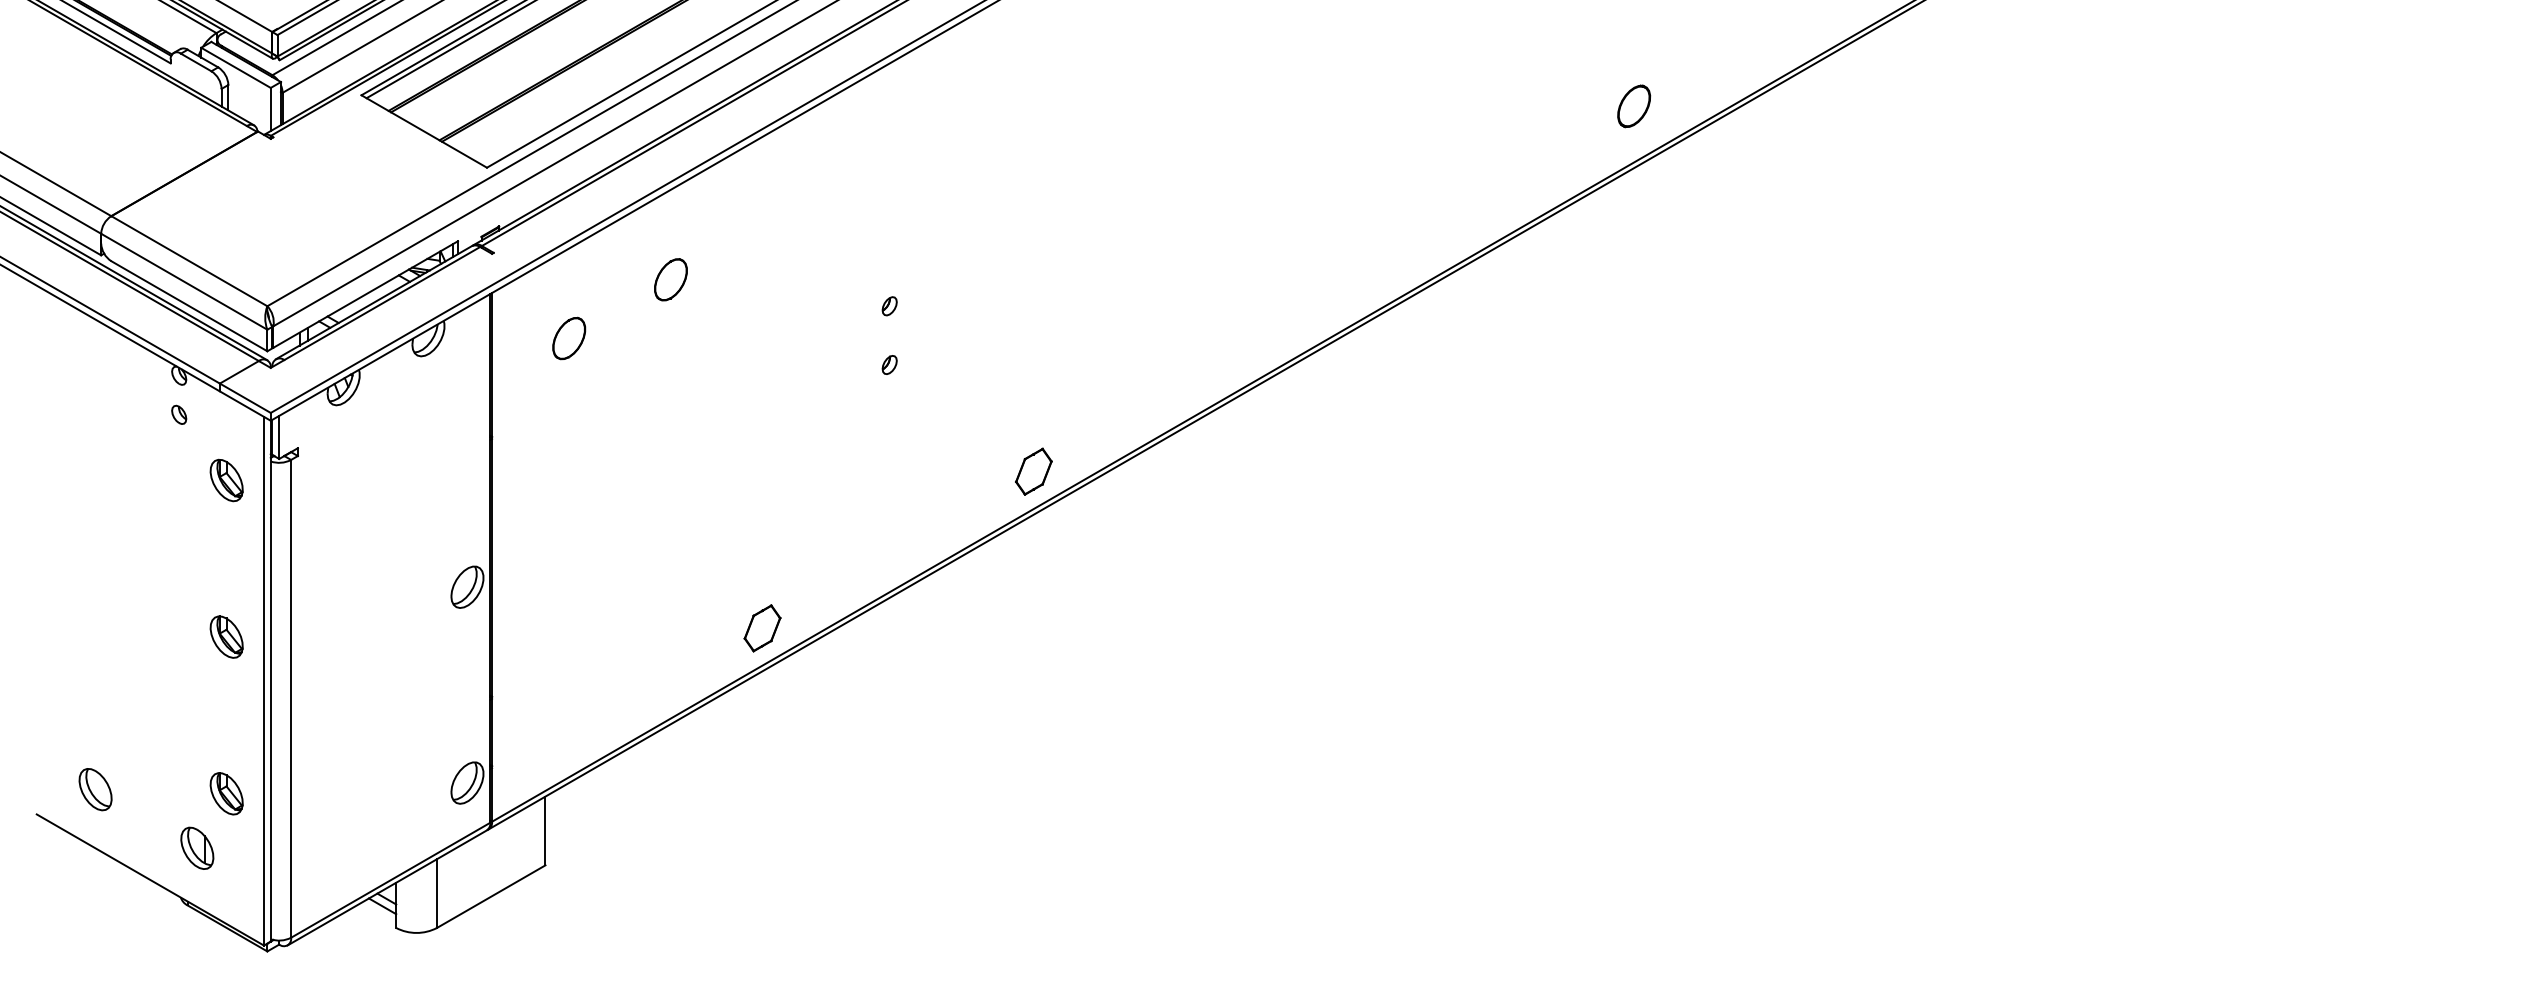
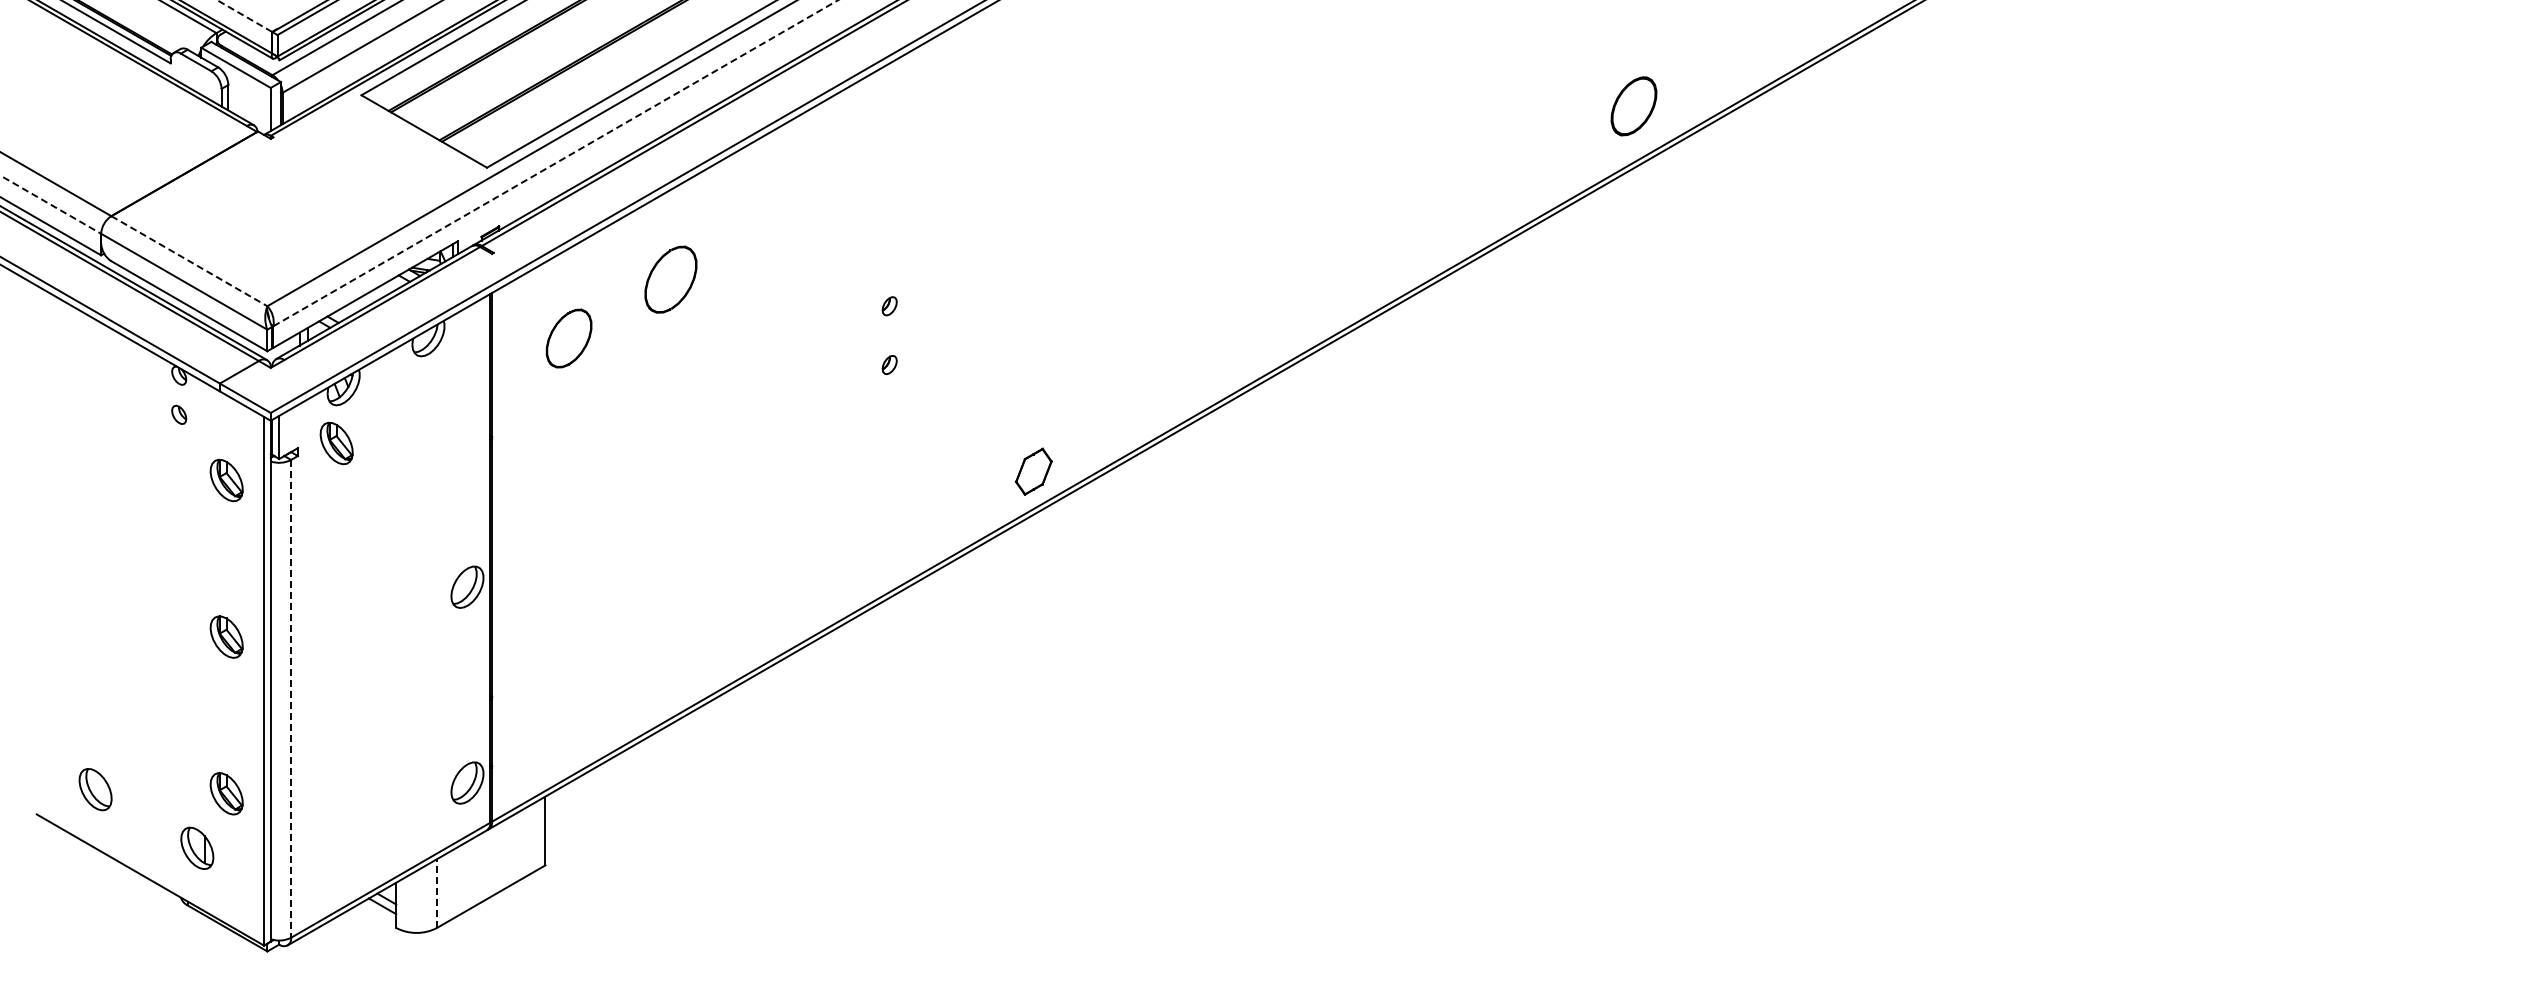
line: solid -> dashed (244, 15)
line: present -> none (449, 50)
part size: 35x45 px -> 48x61 px (1633, 106)
line: solid -> dashed (555, 163)
line: solid -> dashed (51, 204)
line: solid -> dashed (189, 261)
part size: 34x44 px -> 54x69 px (670, 279)
part size: 35x45 px -> 48x61 px (568, 338)
part: none -> present (336, 443)
part: present -> none (762, 628)
line: solid -> dashed (291, 698)
line: solid -> dashed (436, 893)
